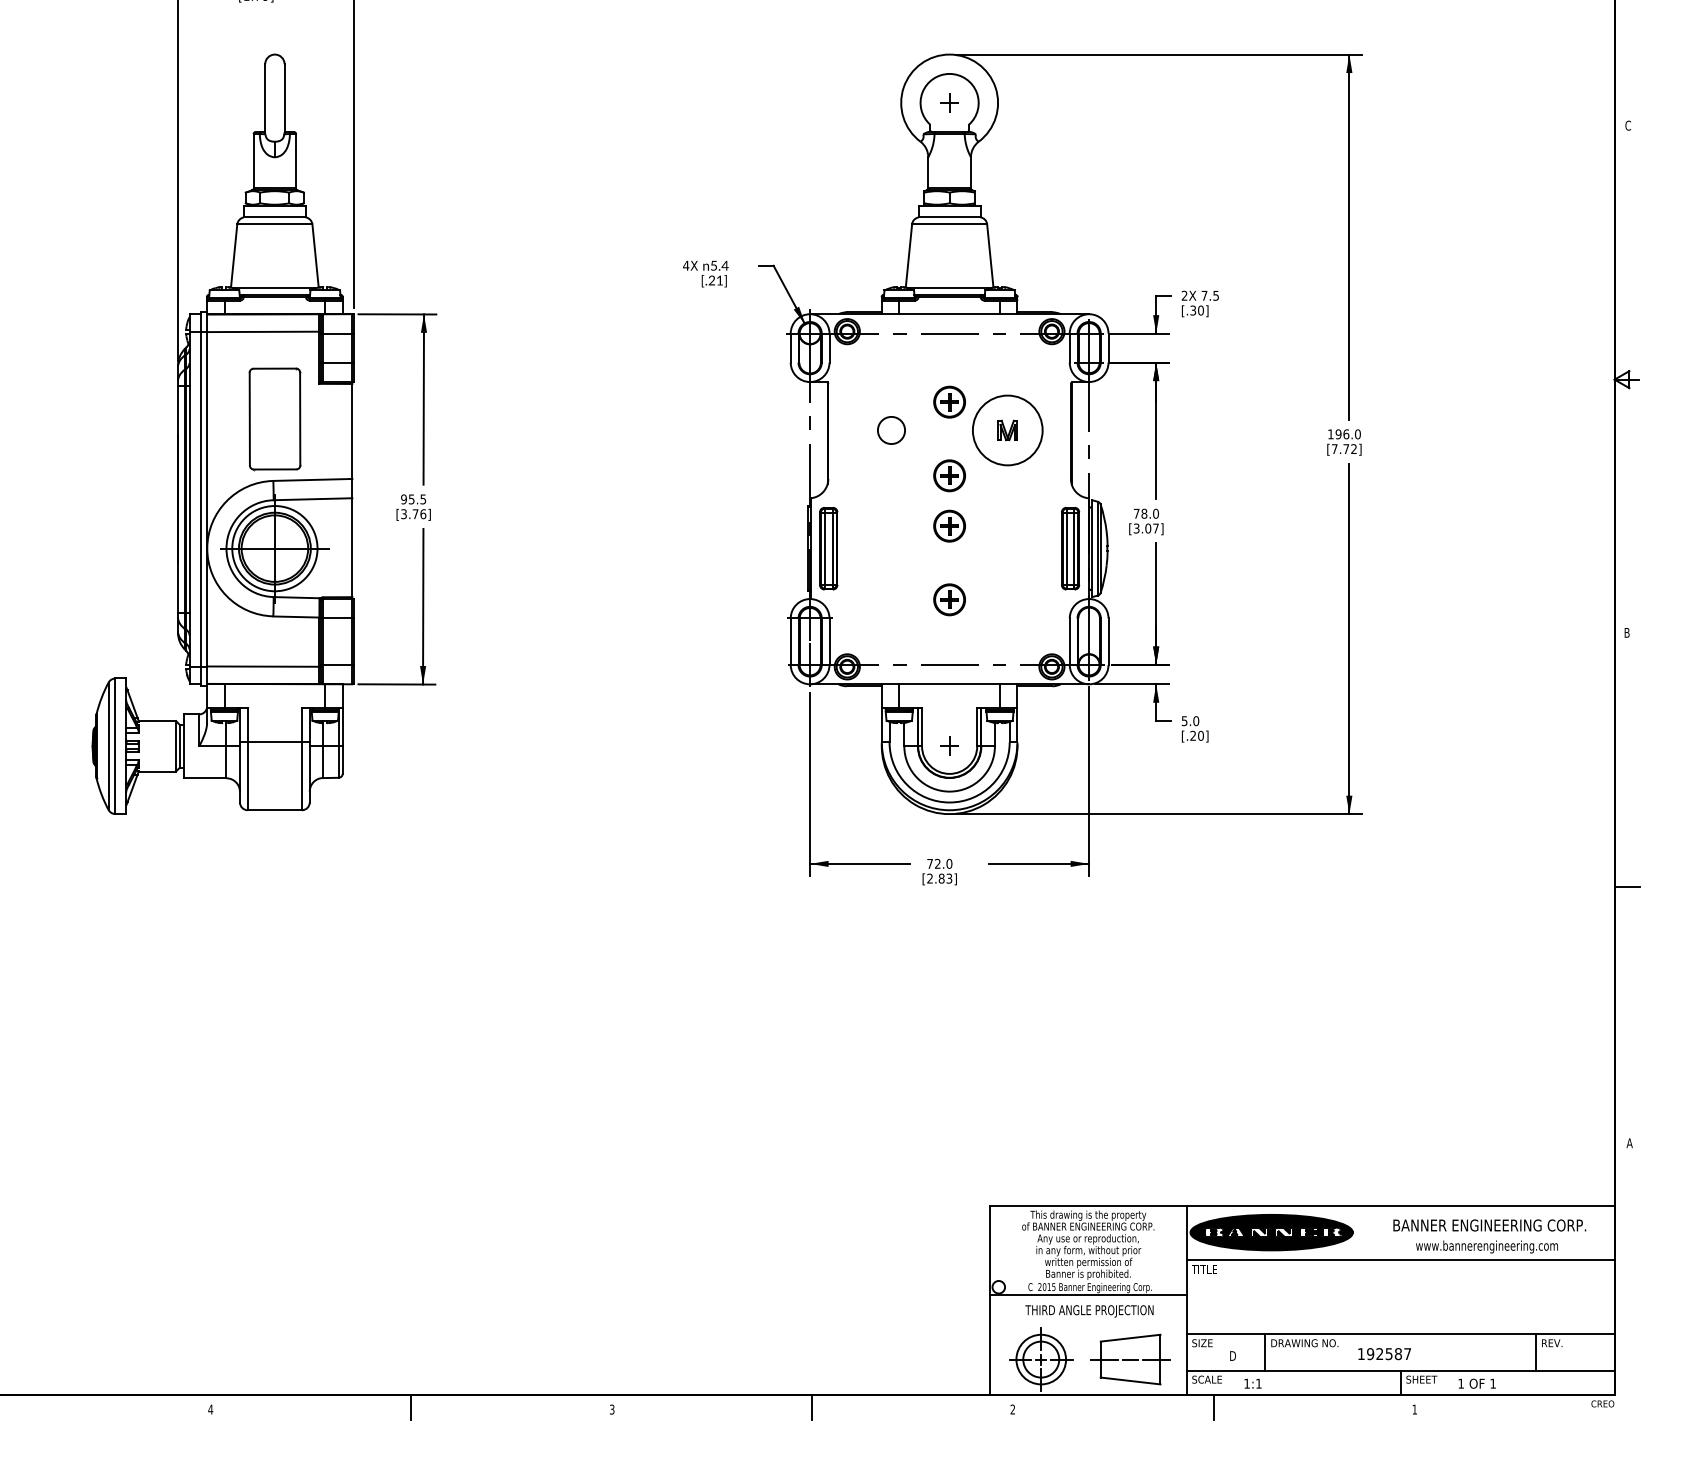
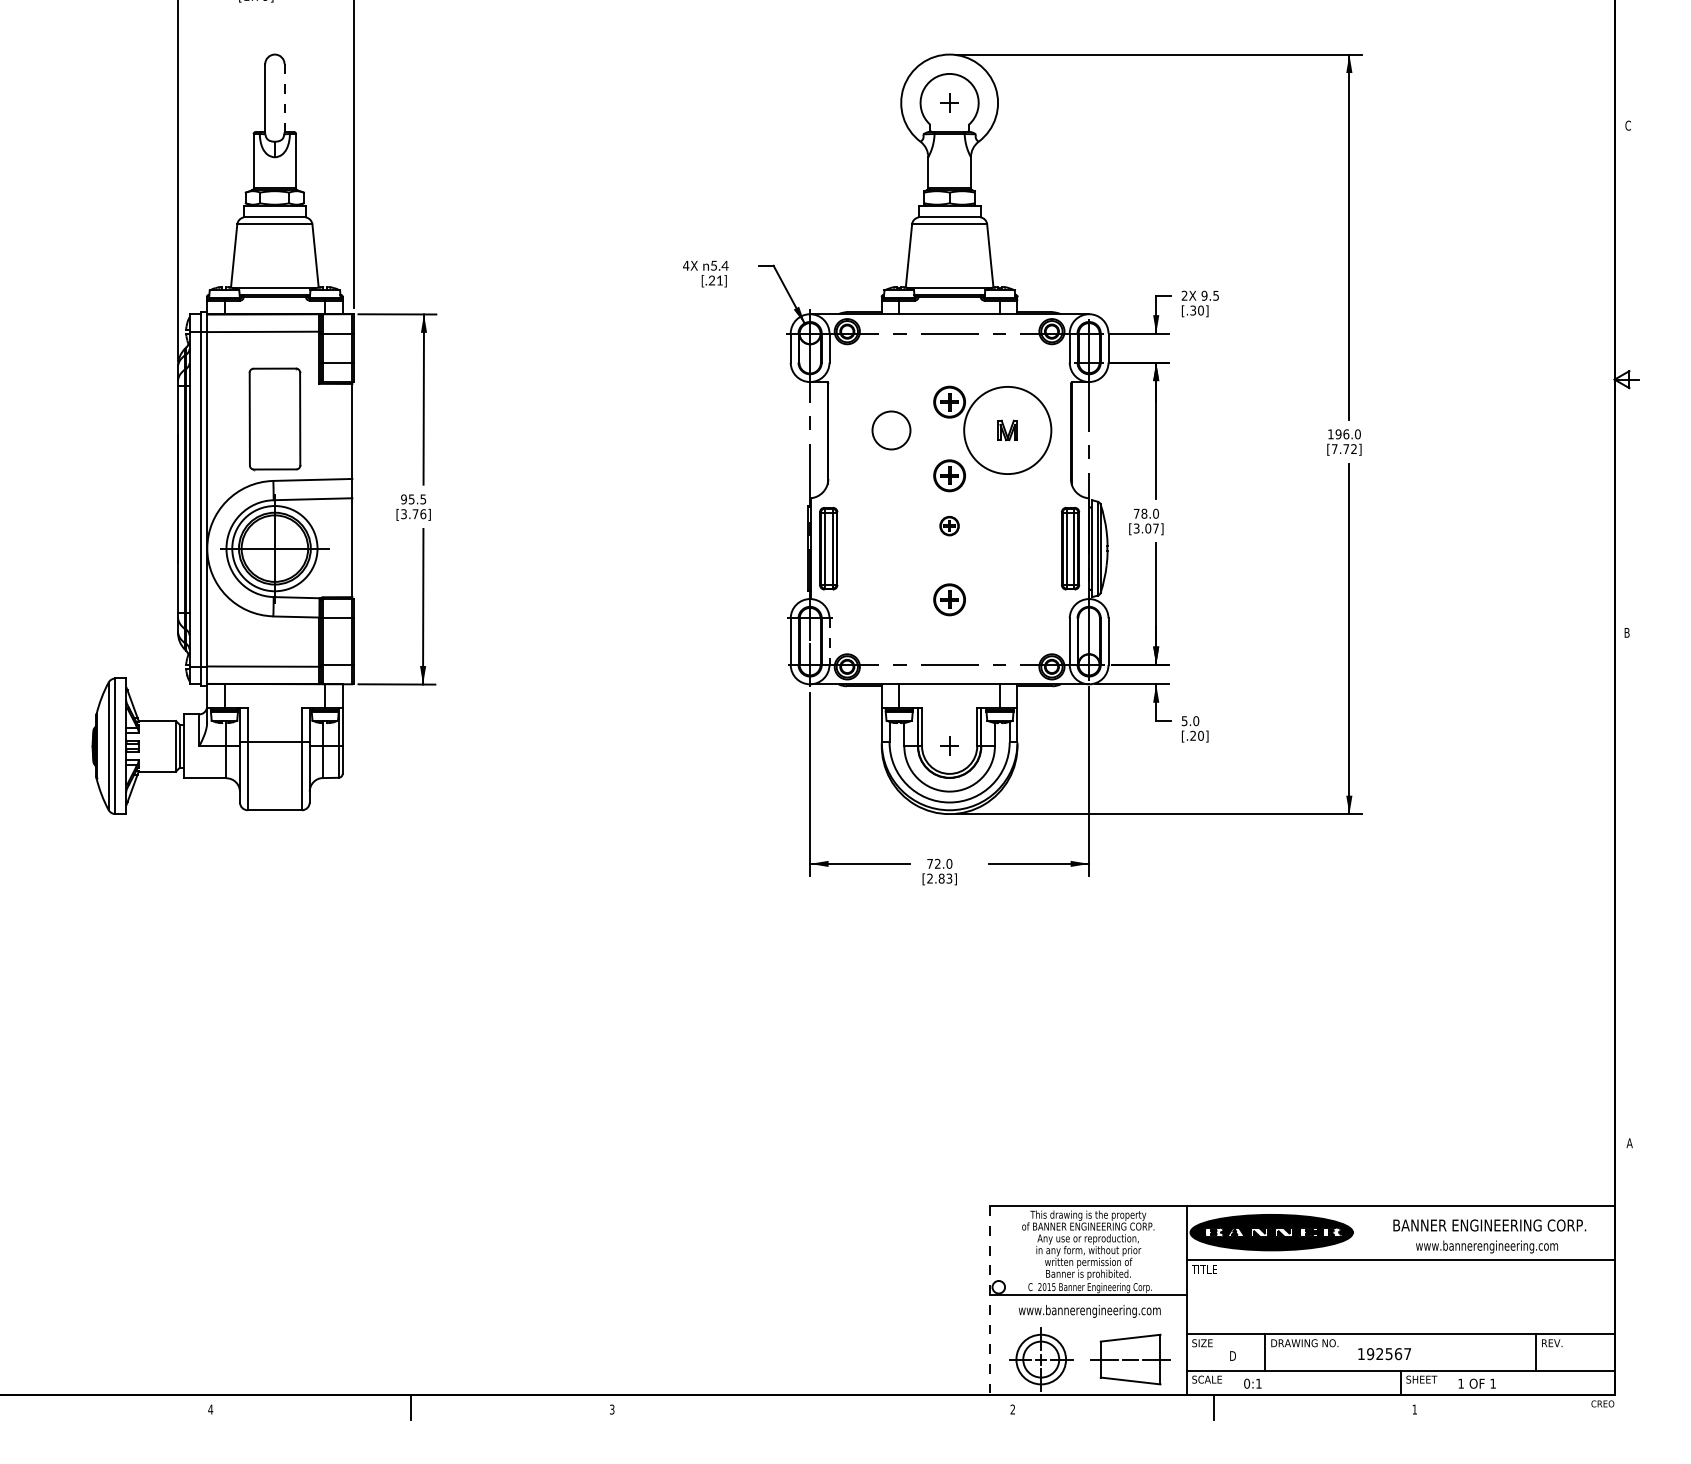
line: solid -> dashed (284, 99)
text: 7.5 -> 9.5 (1204, 295)
circle diameter: 27 px -> 38 px (891, 430)
circle diameter: 70 px -> 87 px (1007, 430)
part size: 33x34 px -> 21x22 px (949, 525)
line: solid -> dashed (829, 642)
line: present -> none (1627, 887)
line: solid -> dashed (989, 1301)
text: THIRD ANGLE PROJECTION -> www.bannerengineering.com (1089, 1310)
text: 192587 -> 192567 (1398, 1353)
text: 1:1 -> 0:1 (1247, 1383)
line: present -> none (812, 1407)
